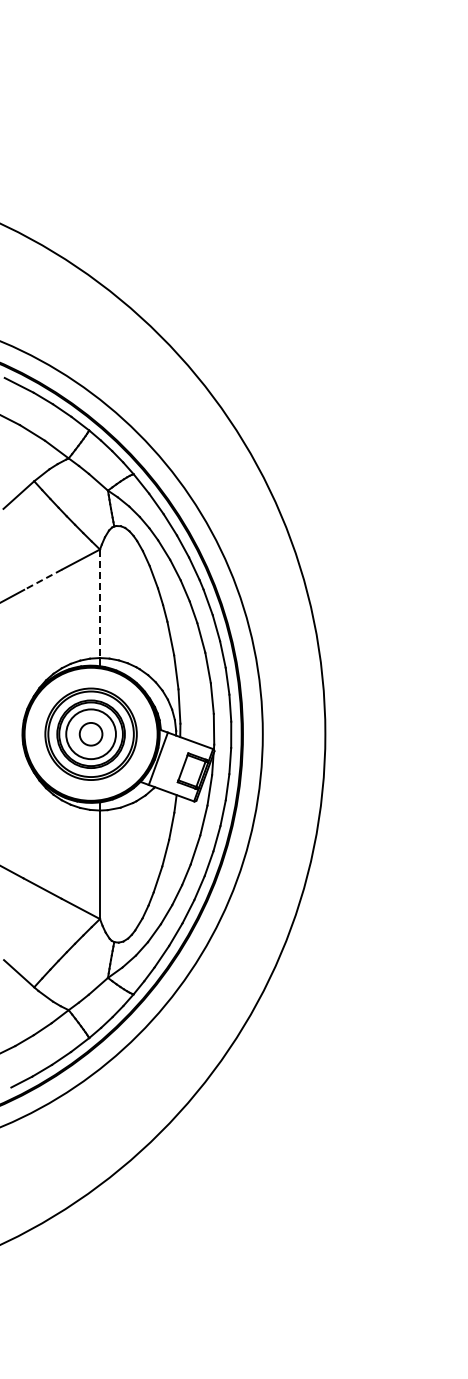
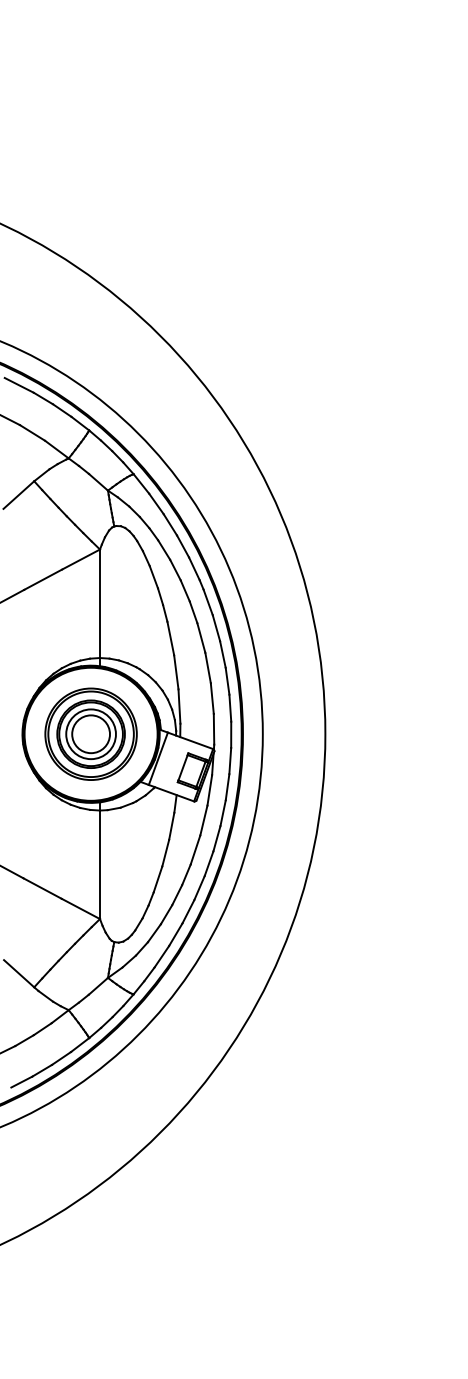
line: dashed -> solid (43, 579)
line: dashed -> solid (100, 604)
circle diameter: 23 px -> 38 px (91, 734)
